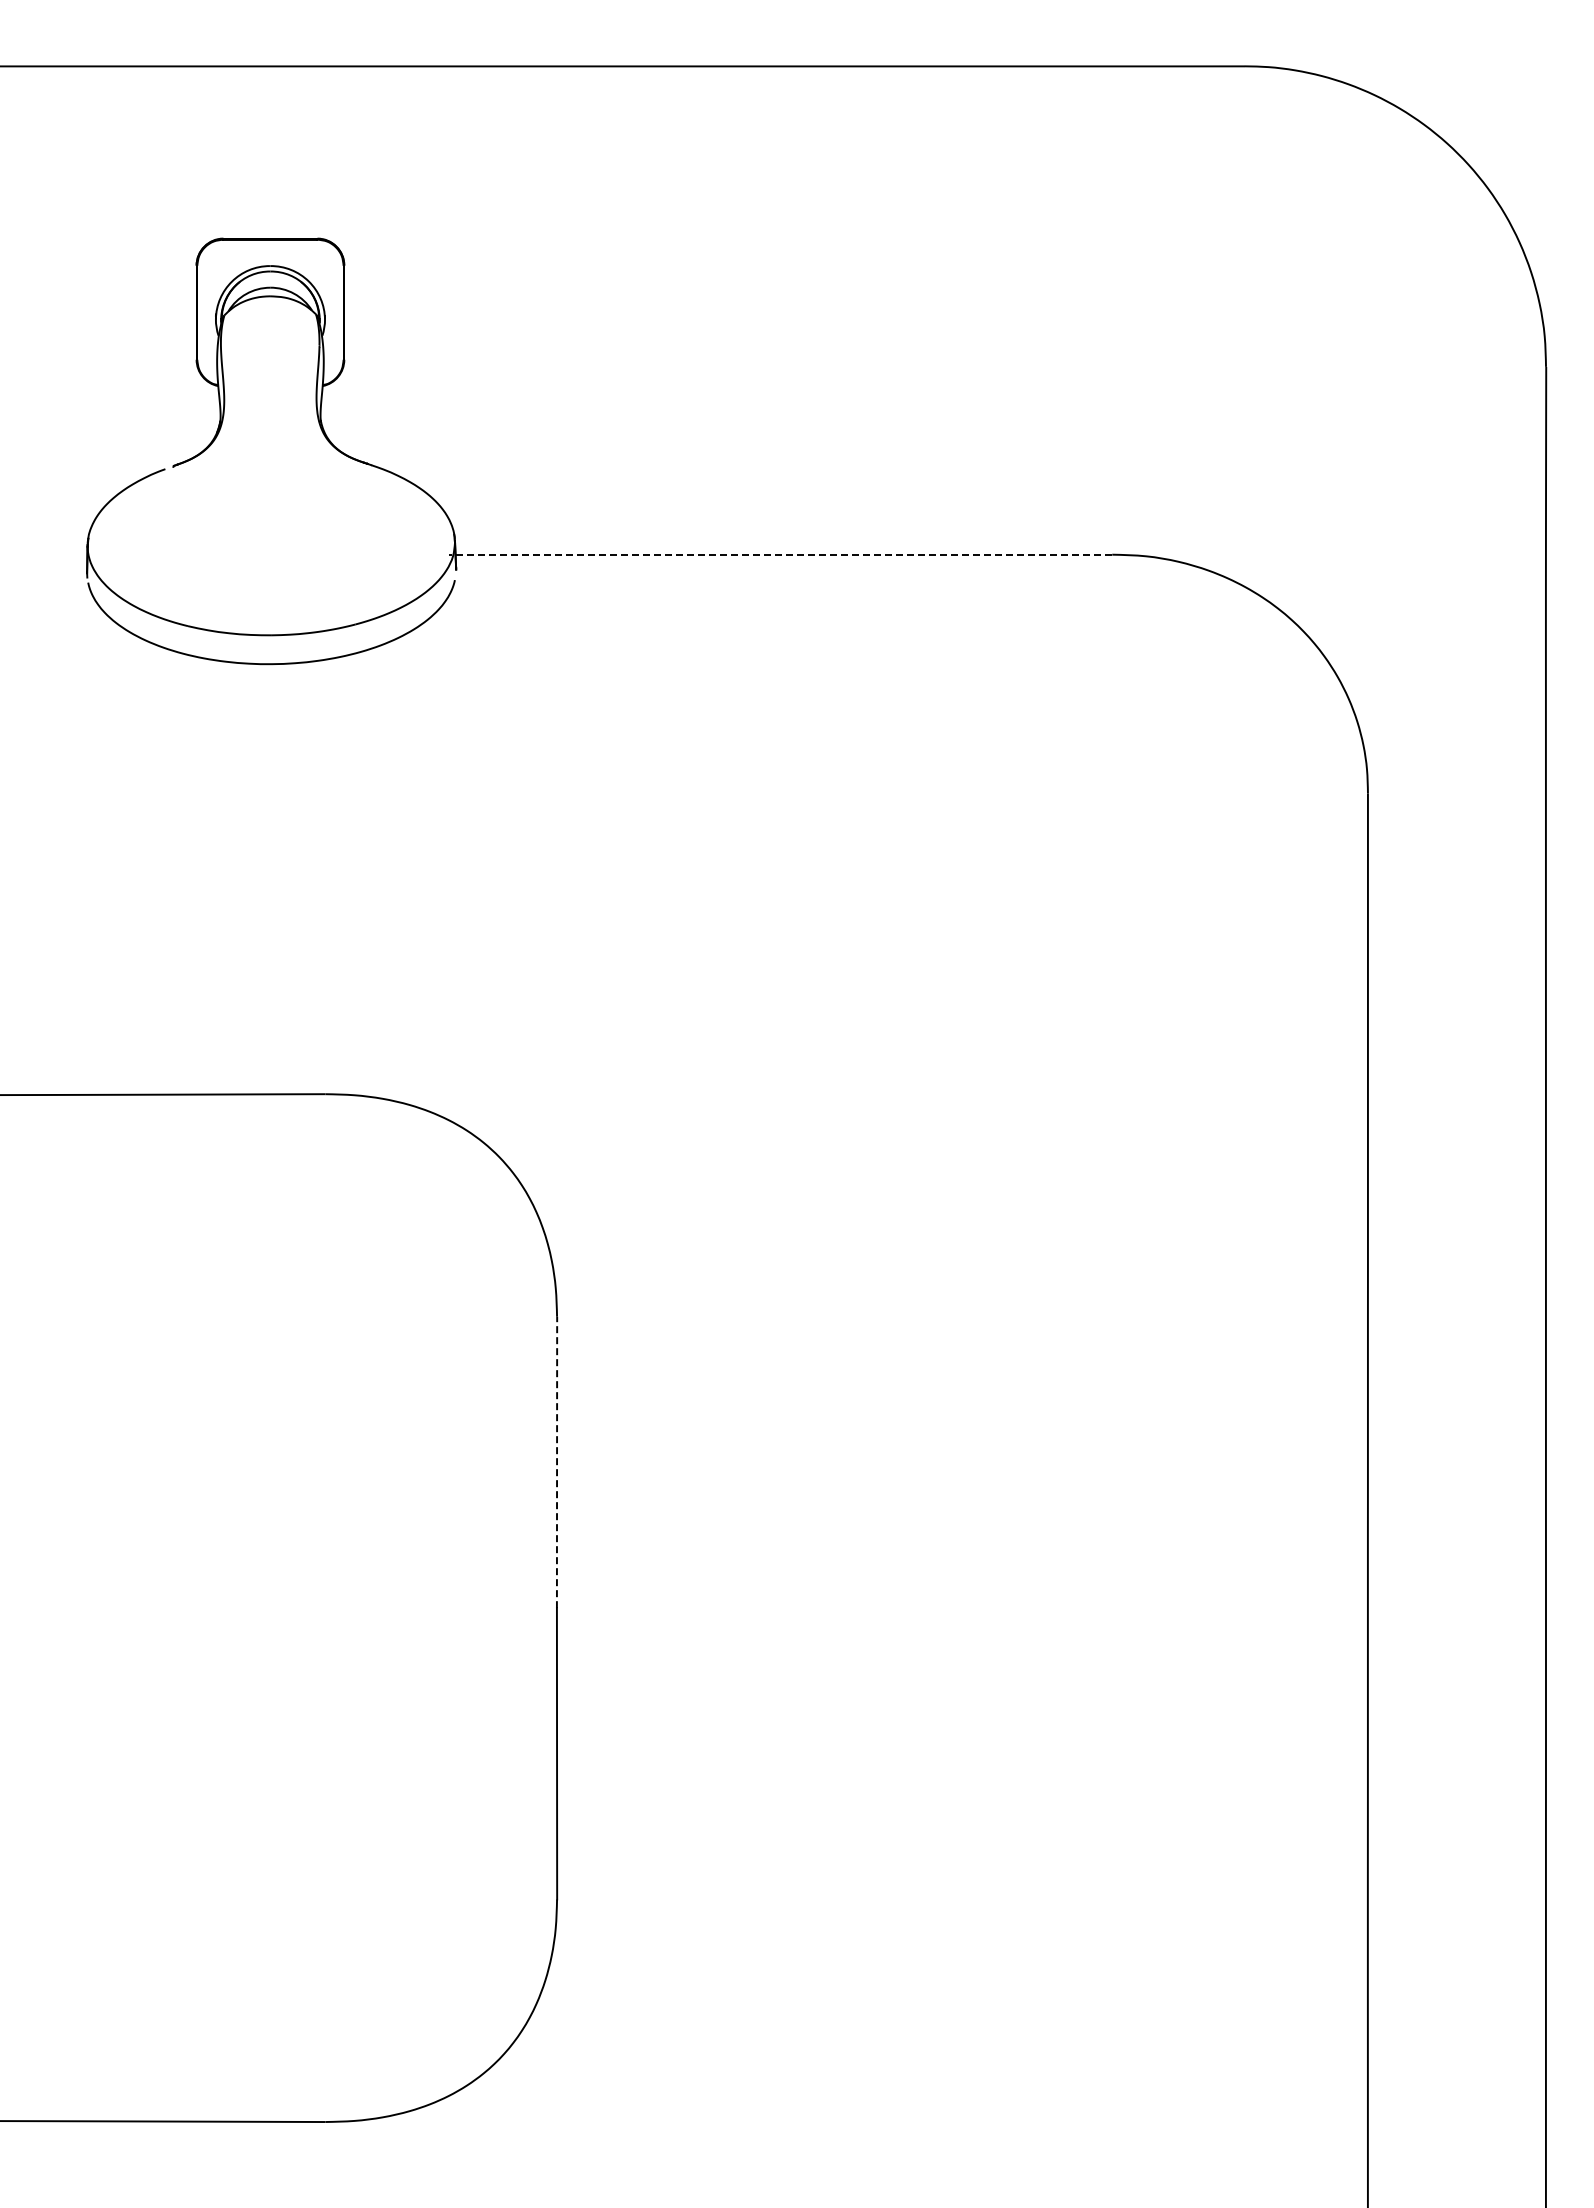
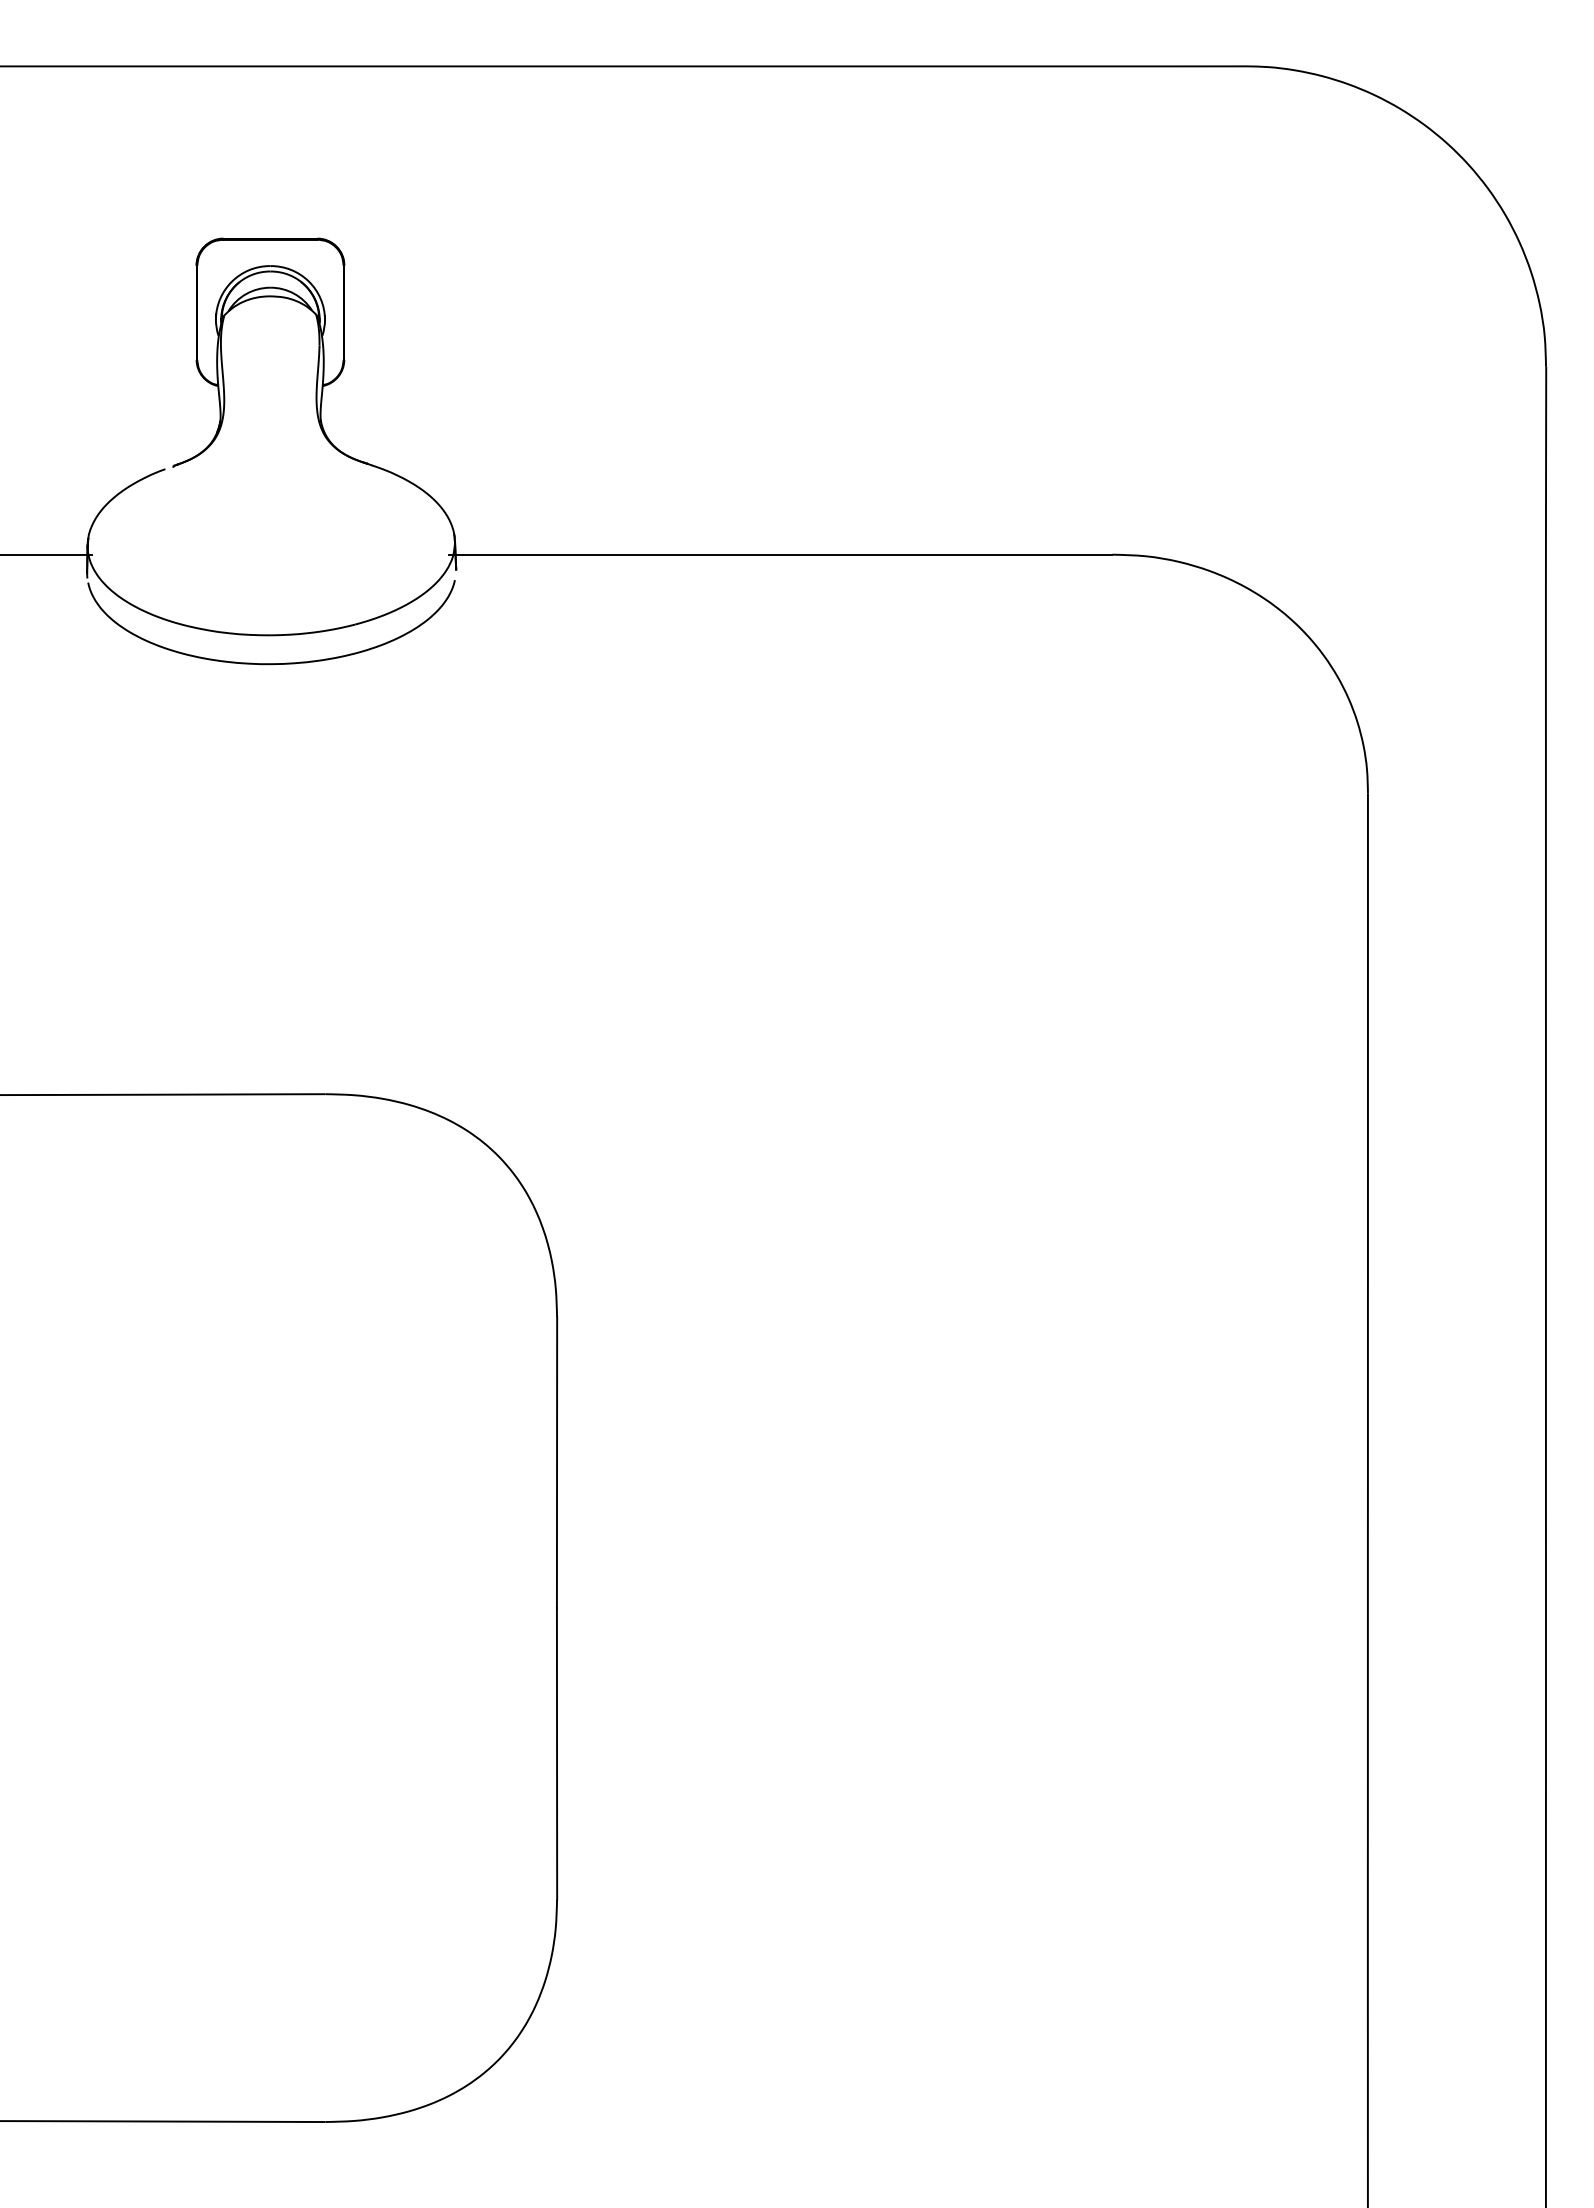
line: none -> present (47, 554)
line: dashed -> solid (780, 554)
line: dashed -> solid (557, 1462)
